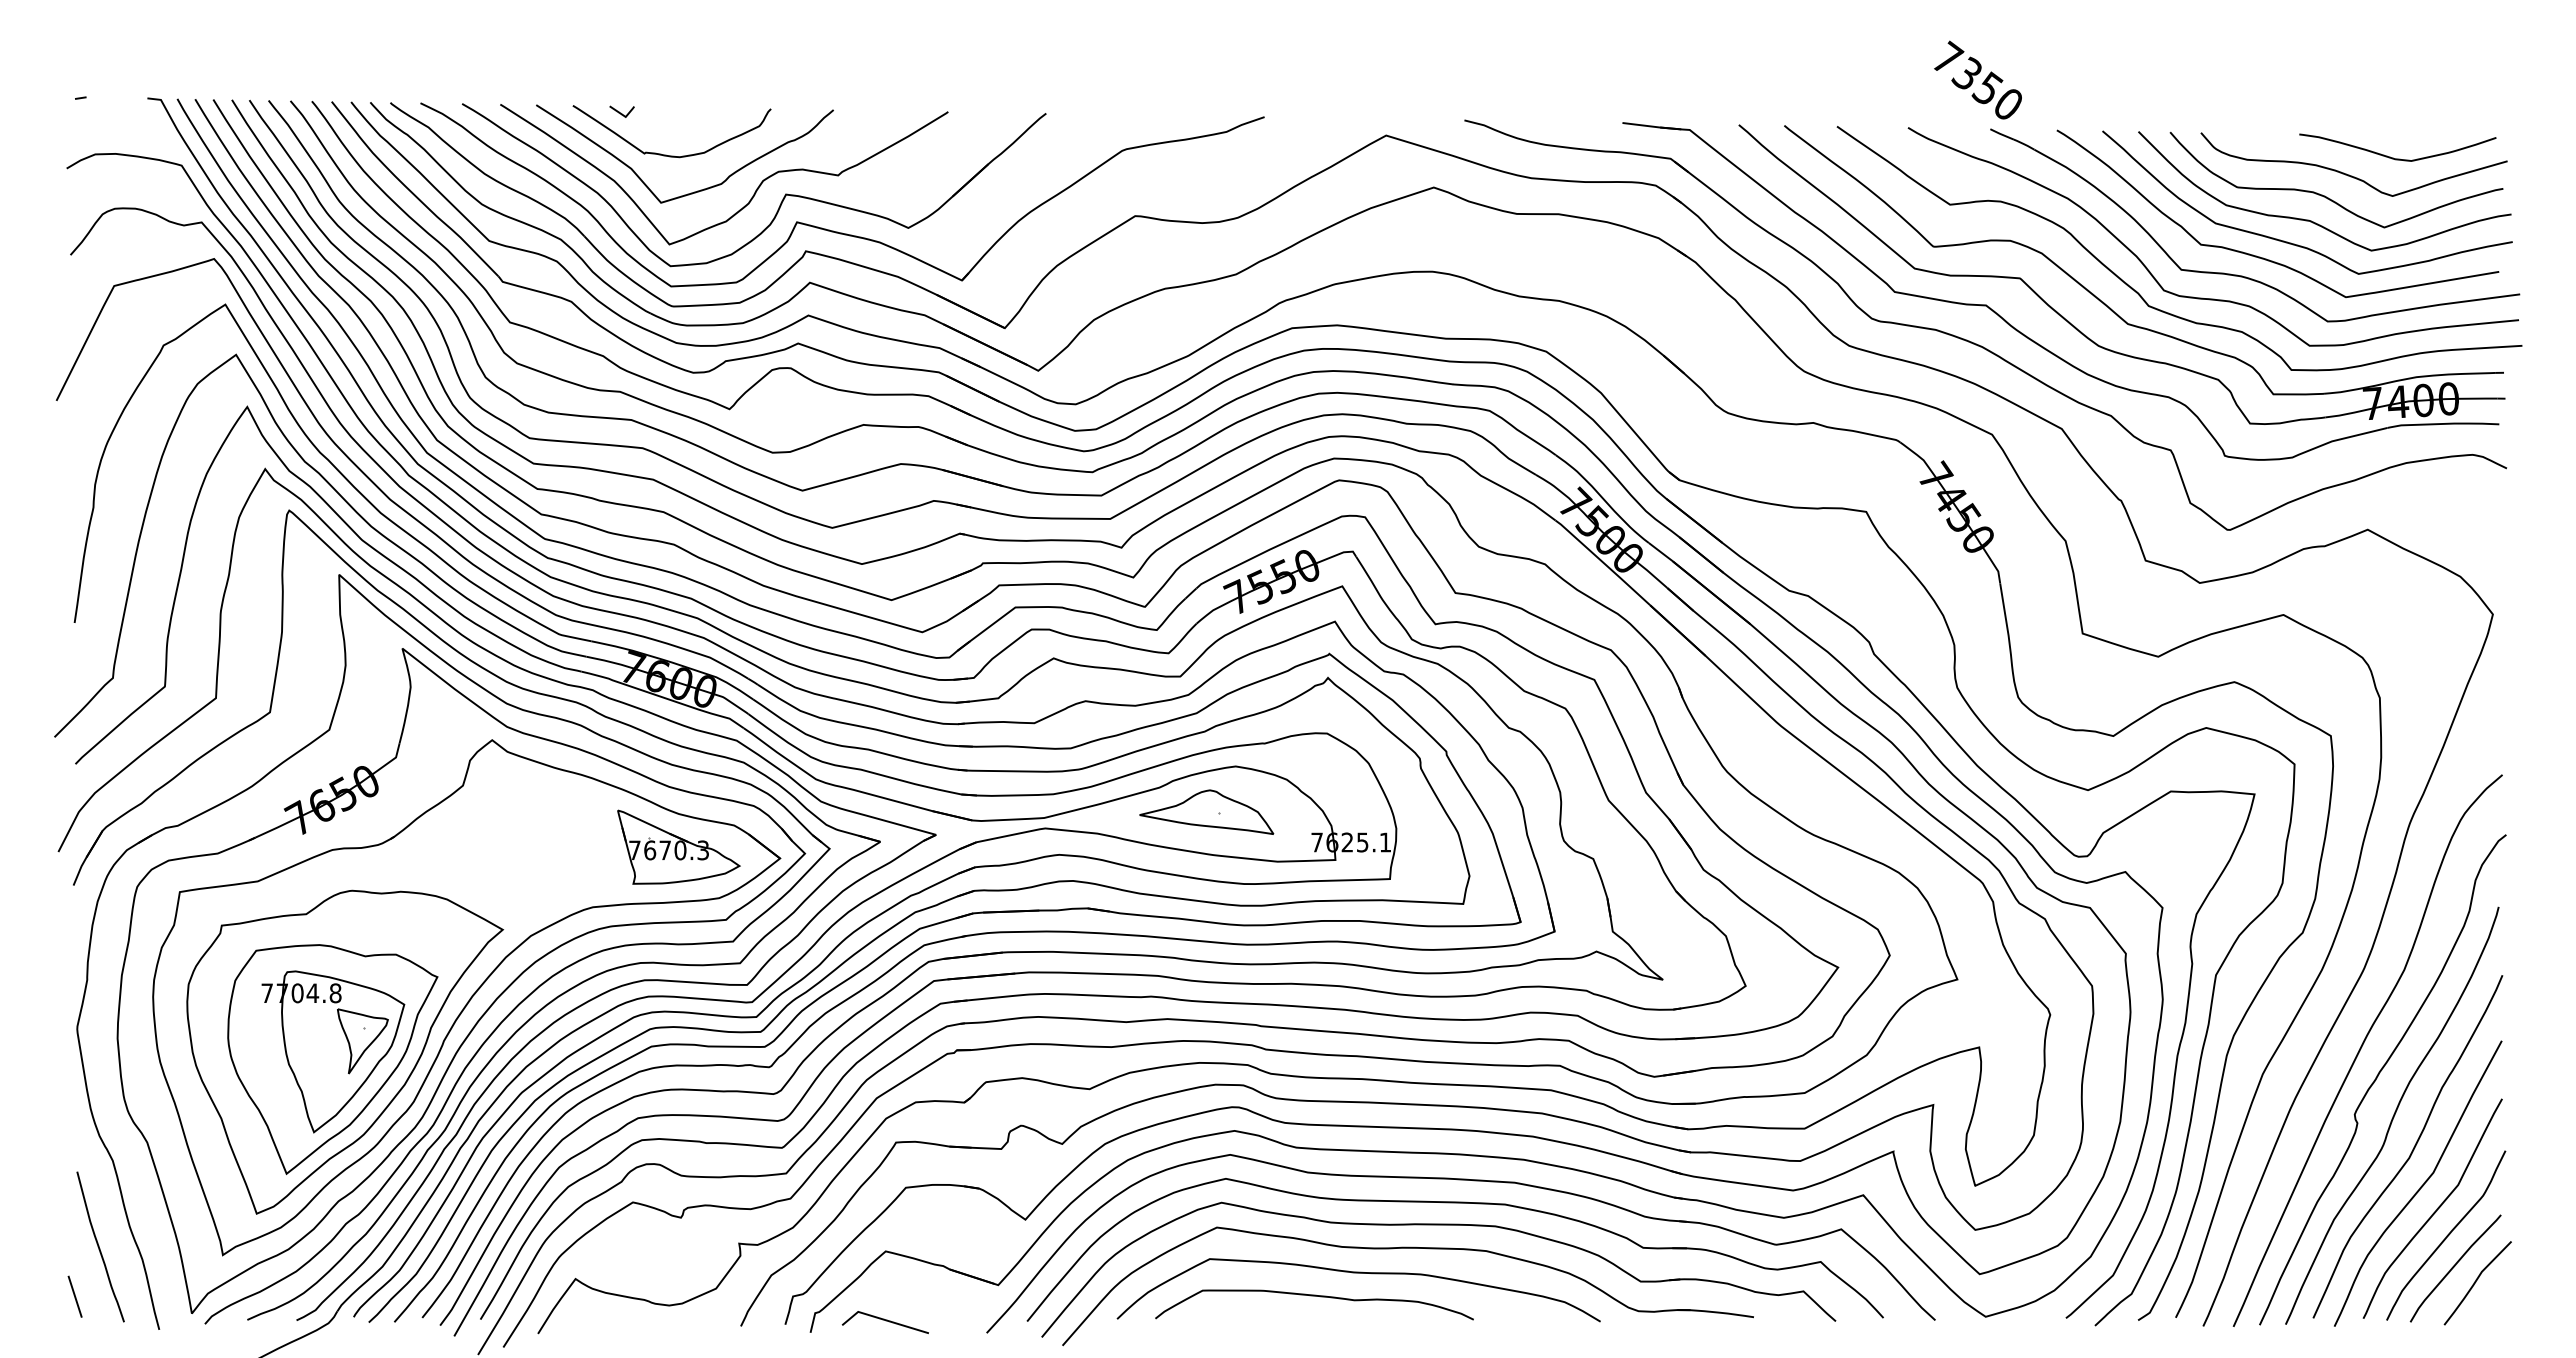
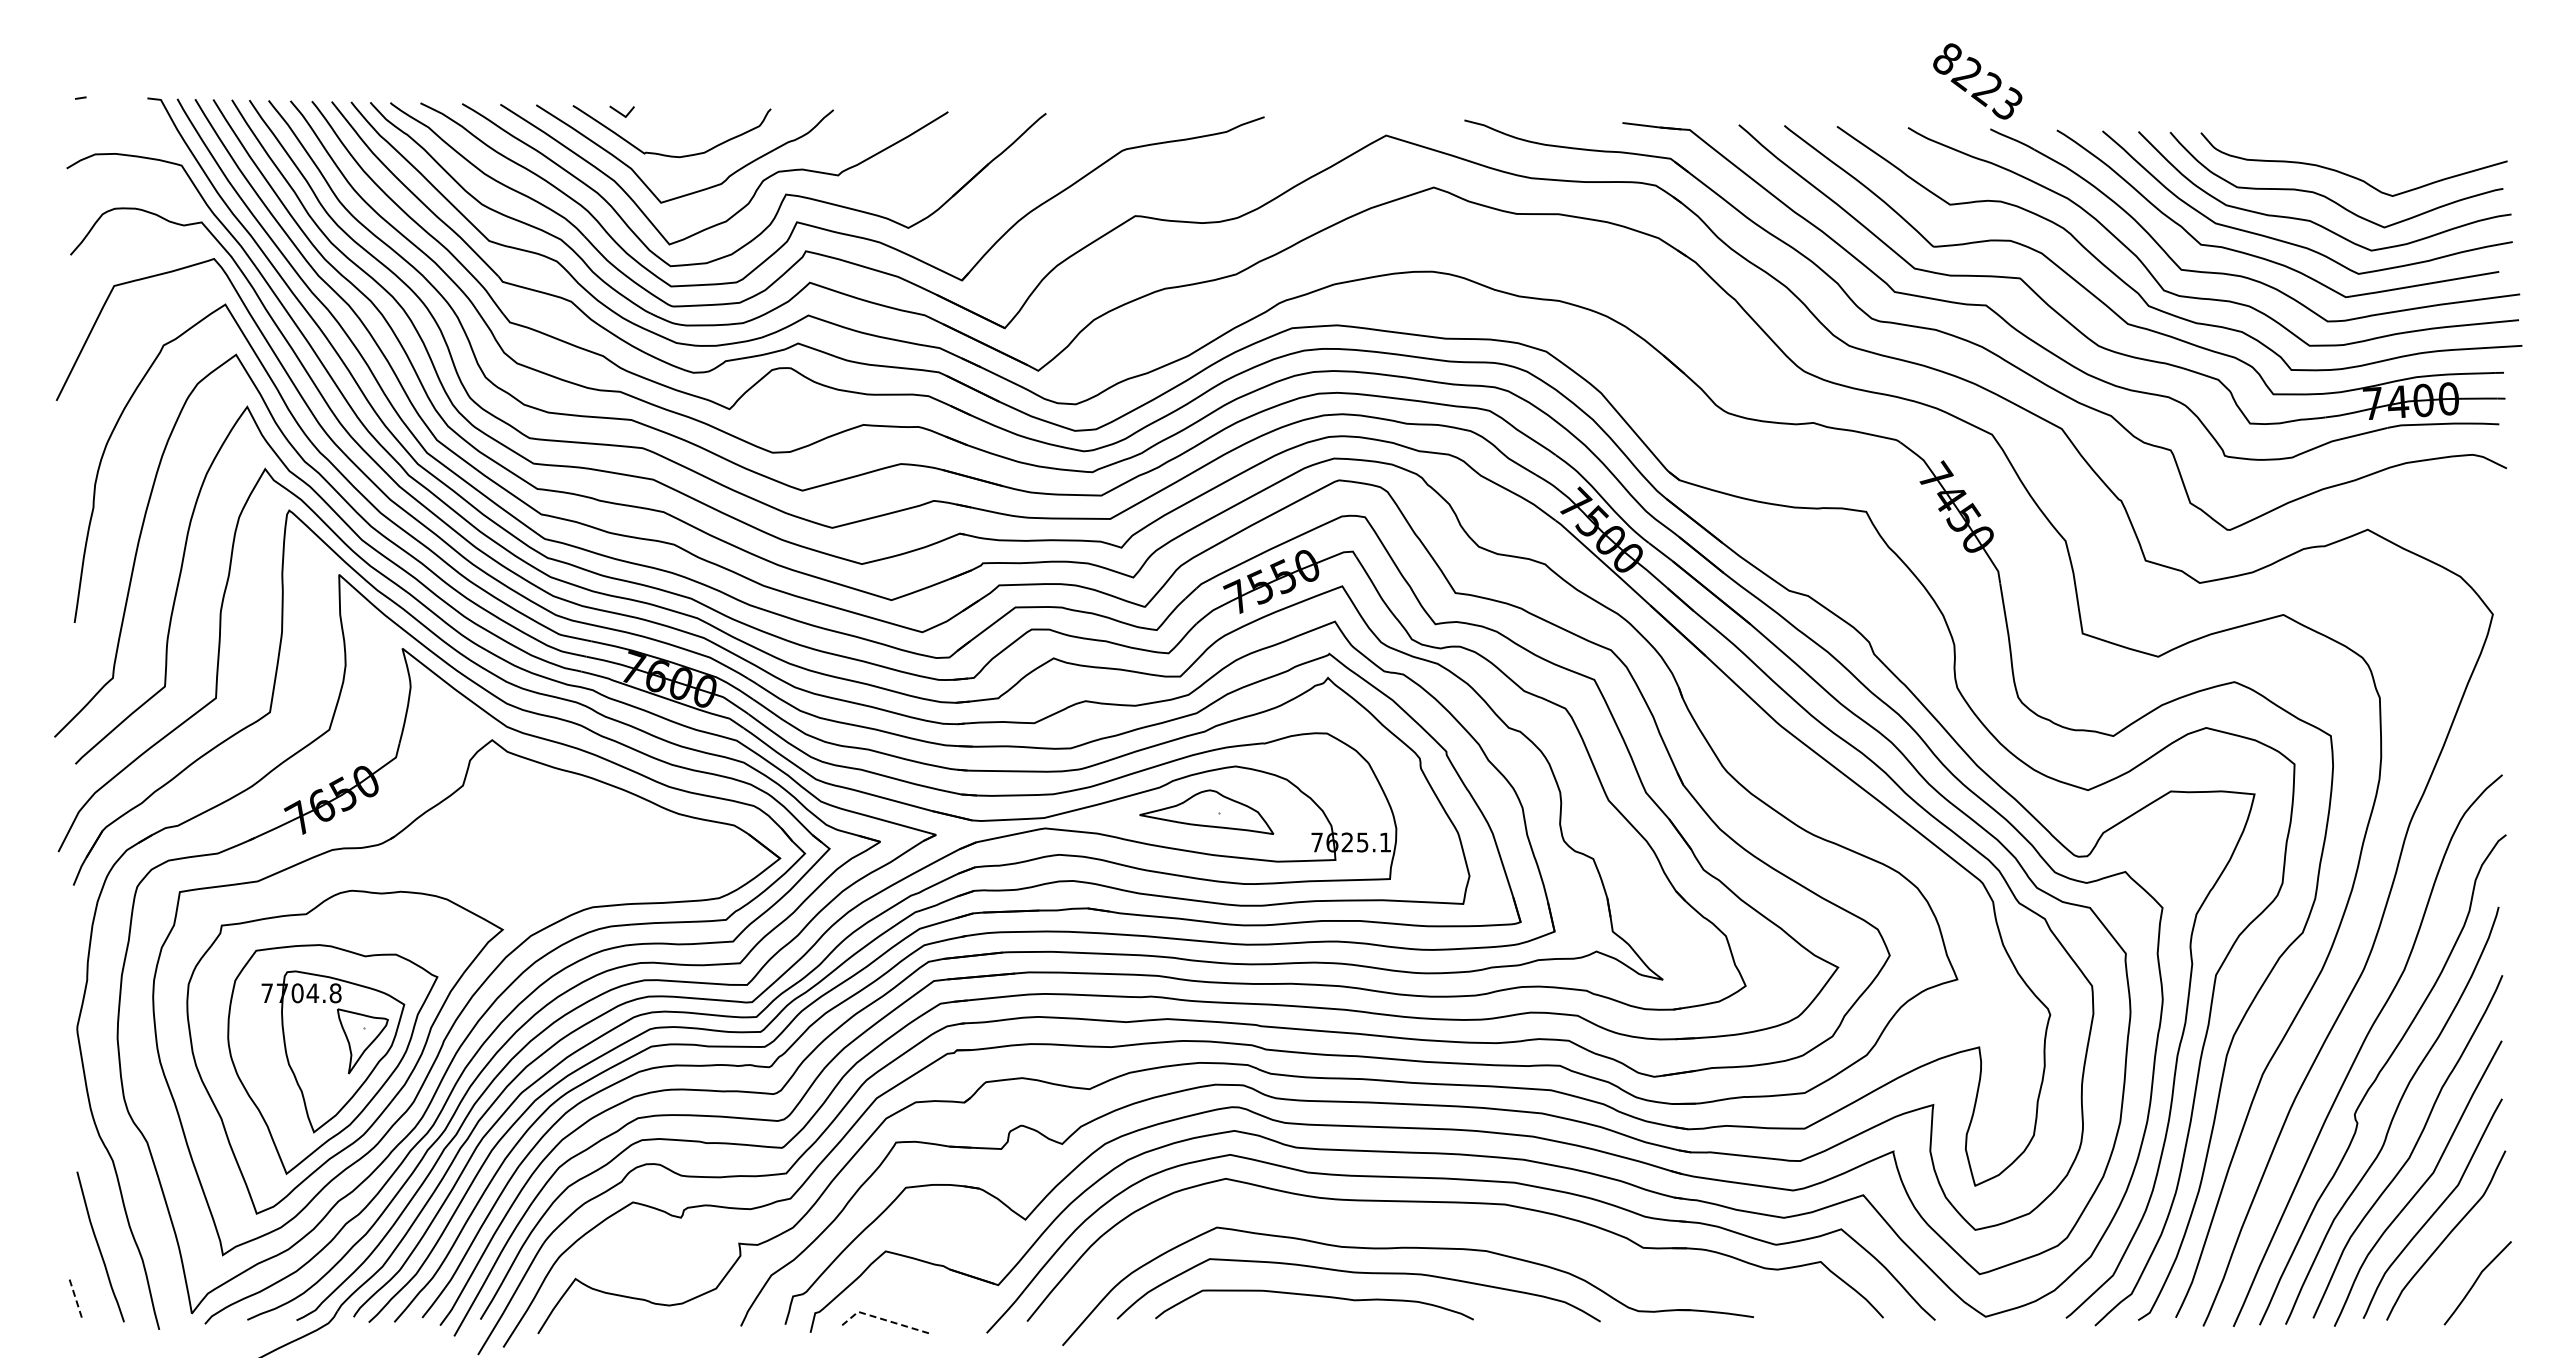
text: 7350 -> 8223 (1977, 79)
curve: present -> none (2393, 157)
part: present -> none (678, 846)
part: present -> none (1438, 1225)
curve: present -> none (2454, 1267)
line: solid -> dashed (75, 1296)
line: solid -> dashed (883, 1319)
